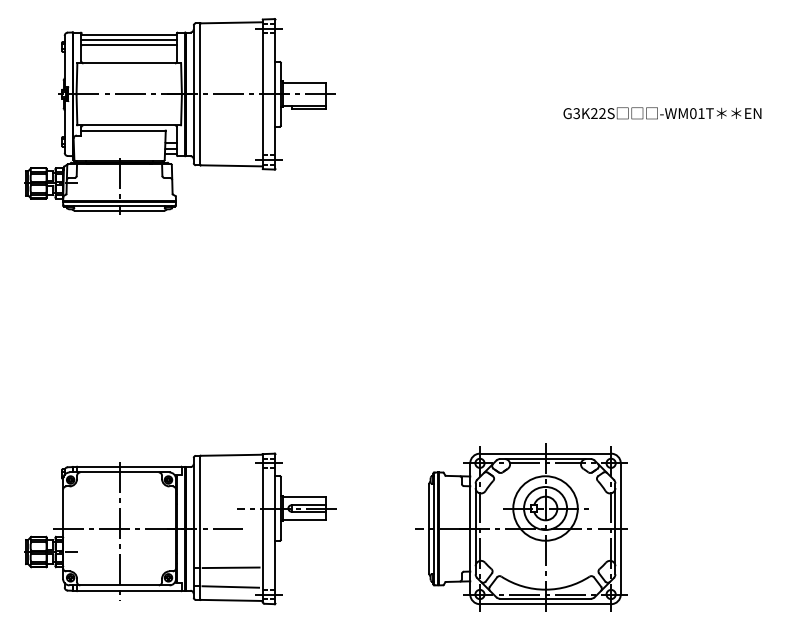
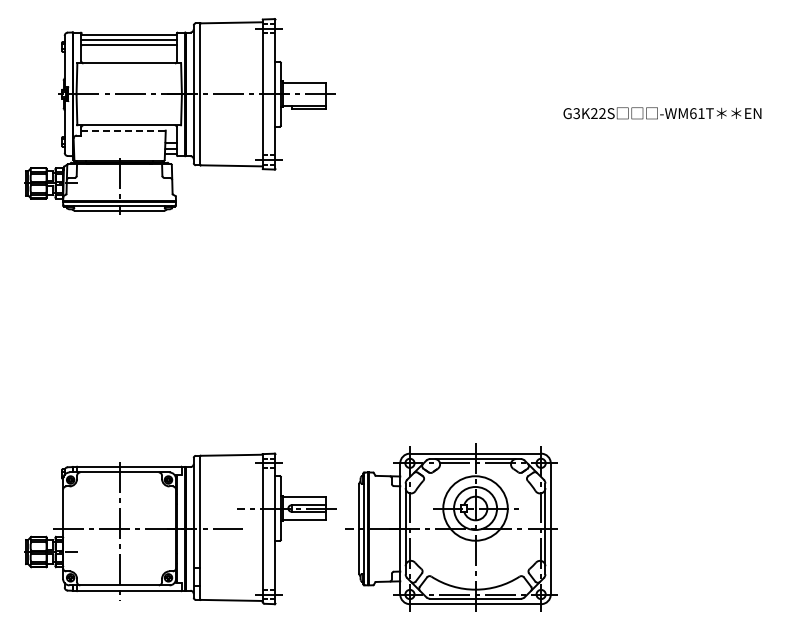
text: -WM01T -> -WM61T (693, 113)
line: solid -> dashed (124, 130)
part position: (521, 527) -> (451, 527) (451, 527)
line: present -> none (230, 567)
line: present -> none (230, 586)
